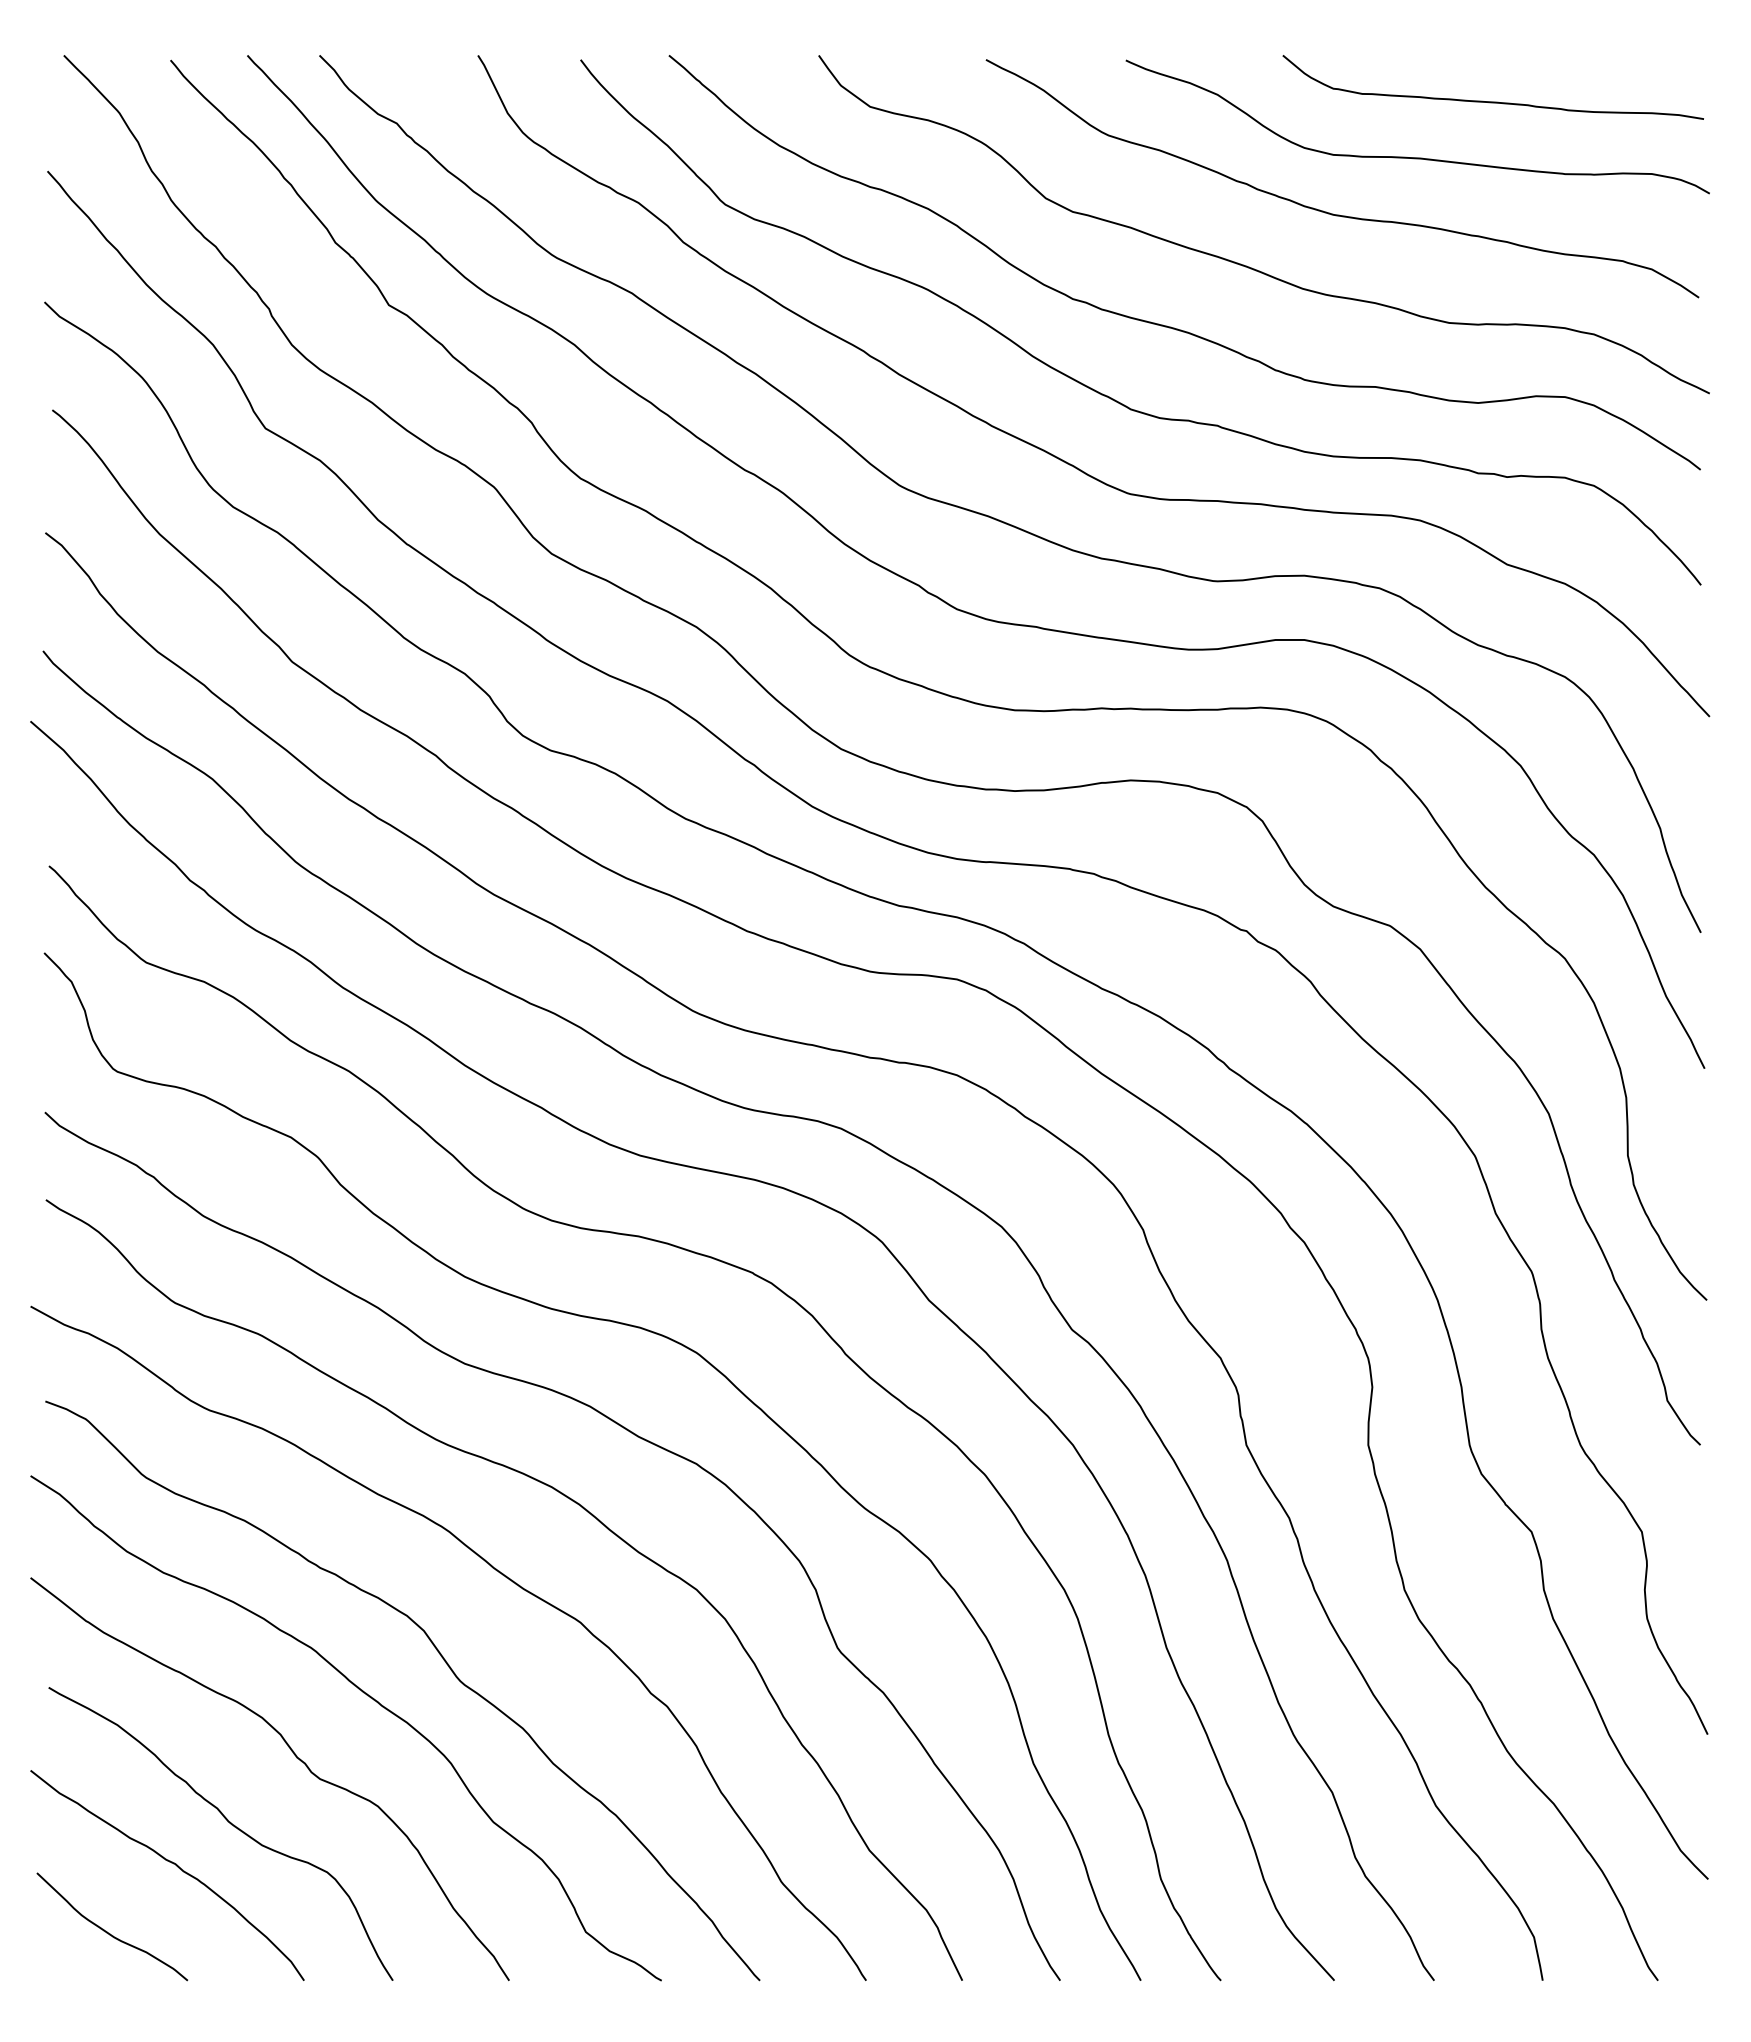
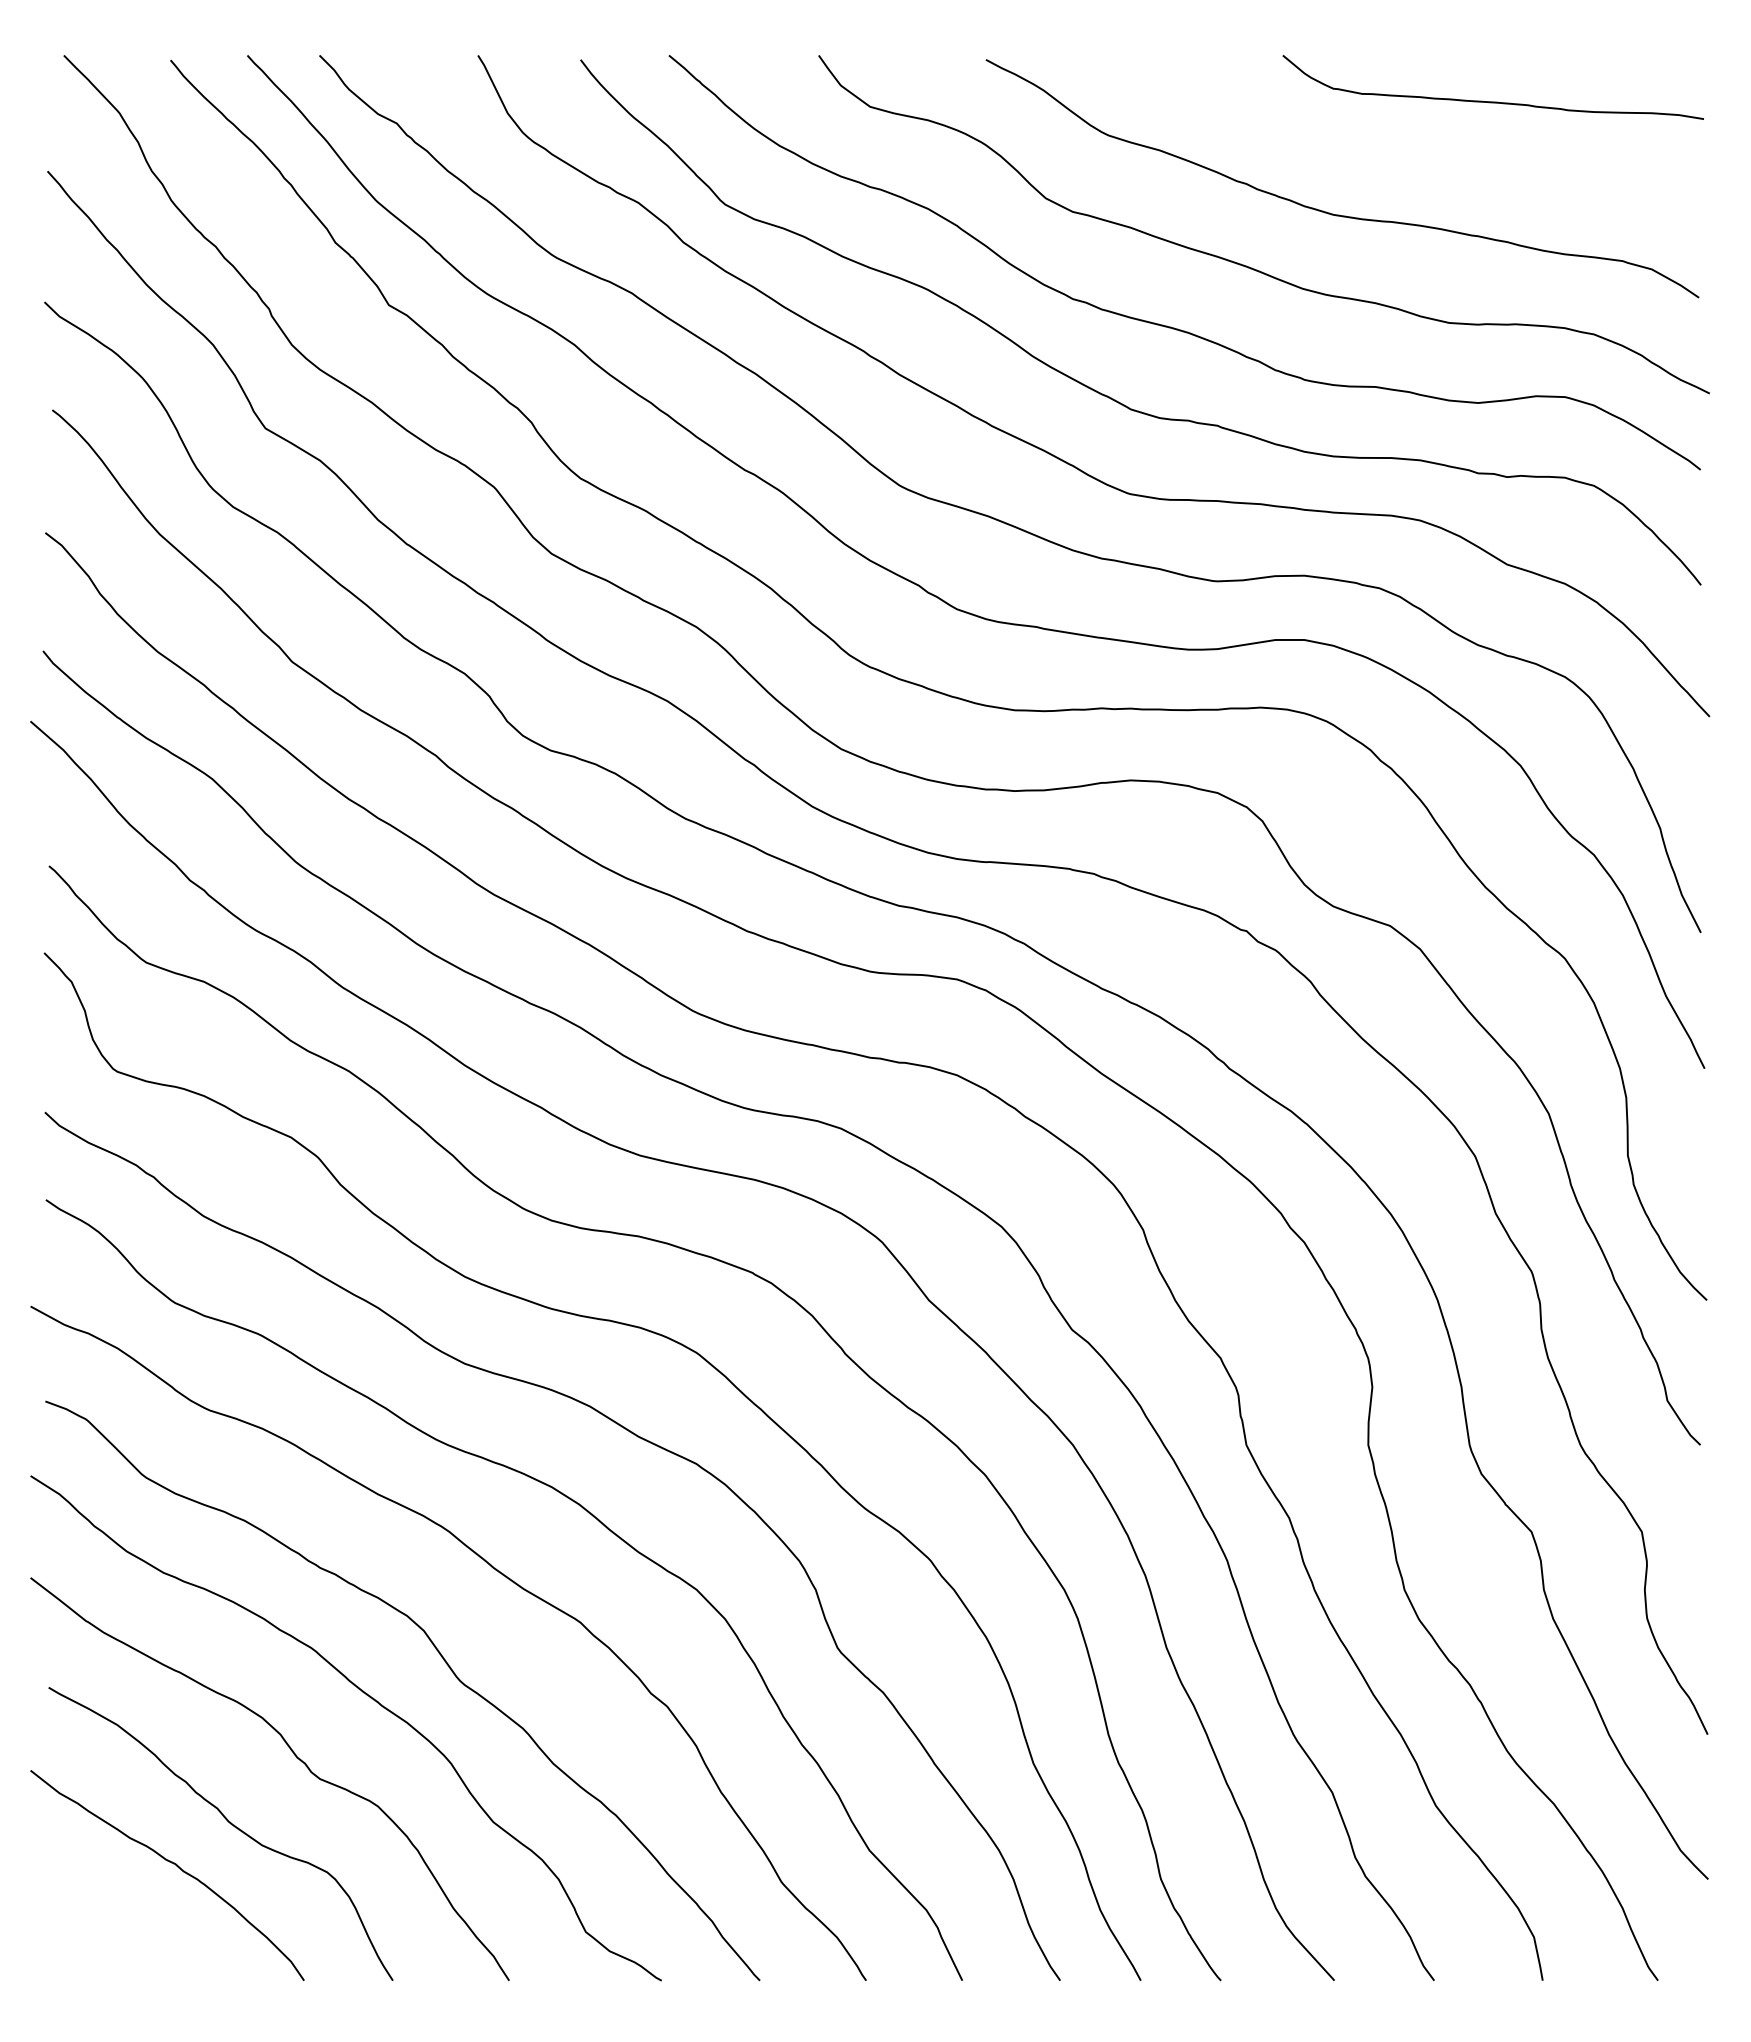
curve: present -> none (1417, 157)
curve: present -> none (107, 1931)
